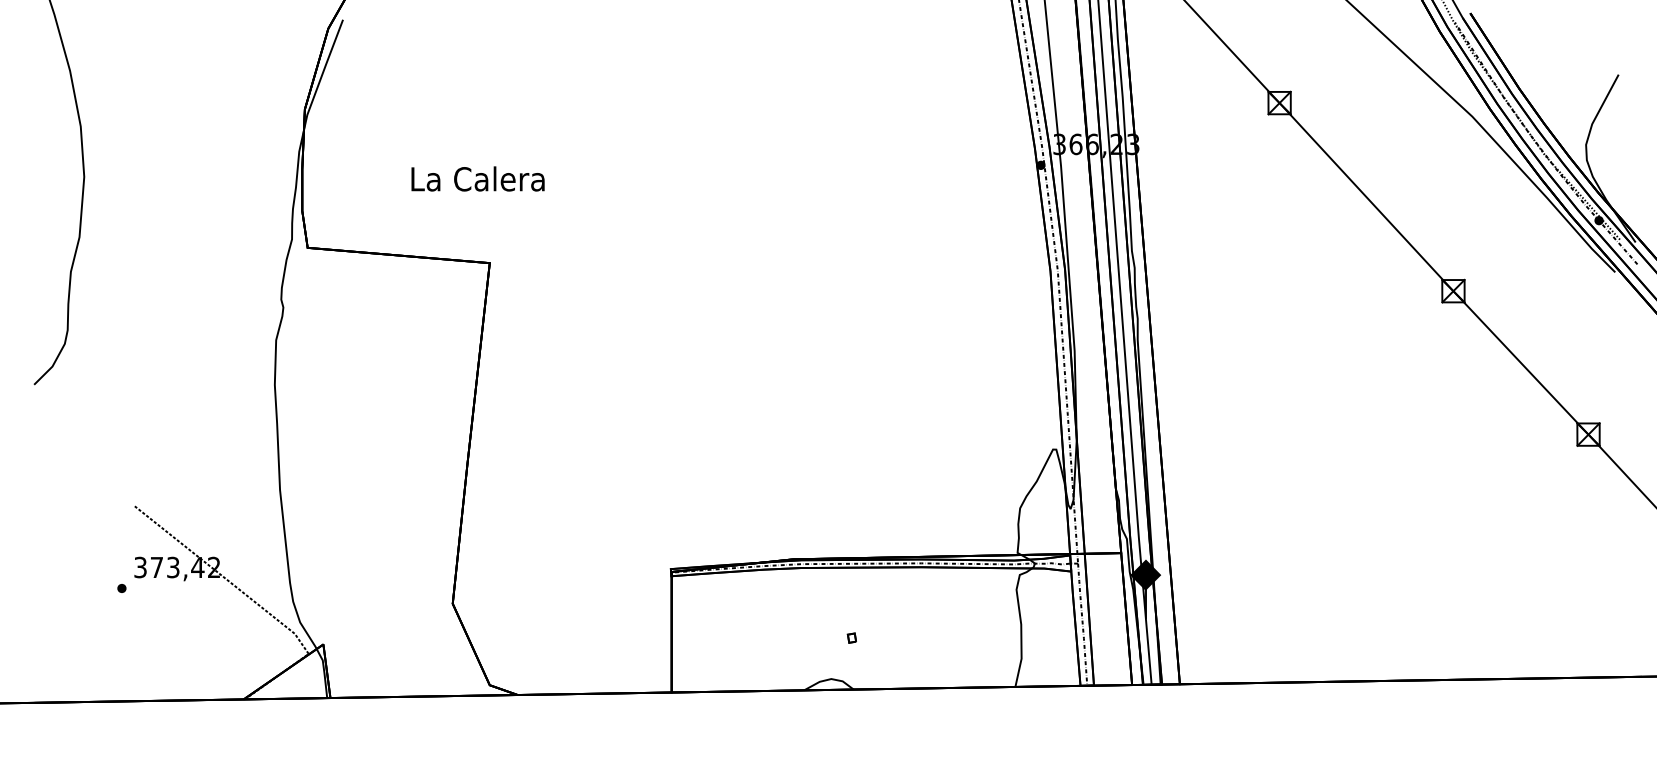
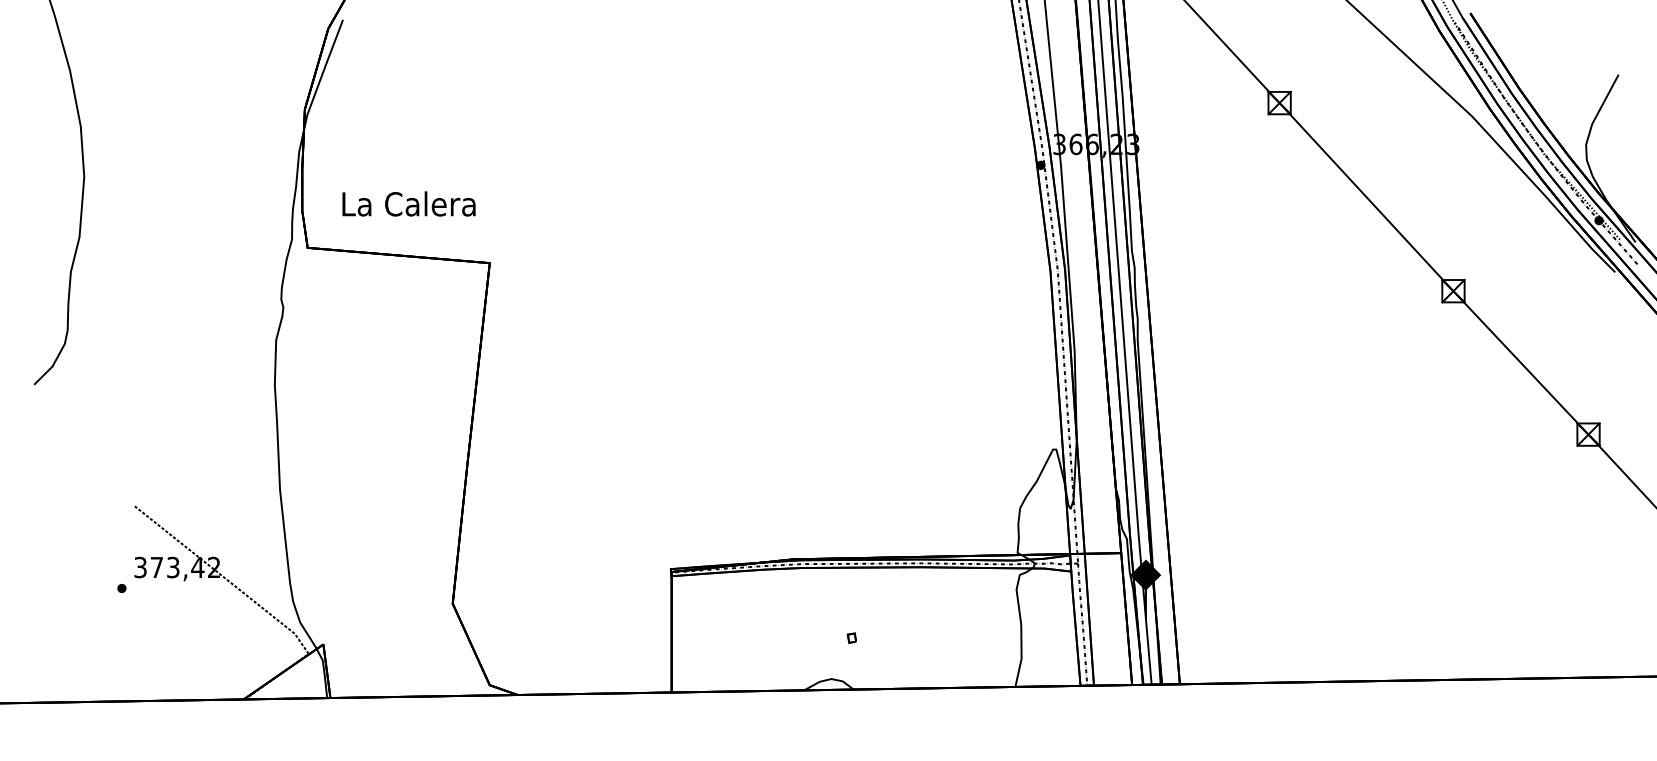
text position: (477, 178) -> (408, 203) (408, 203)
